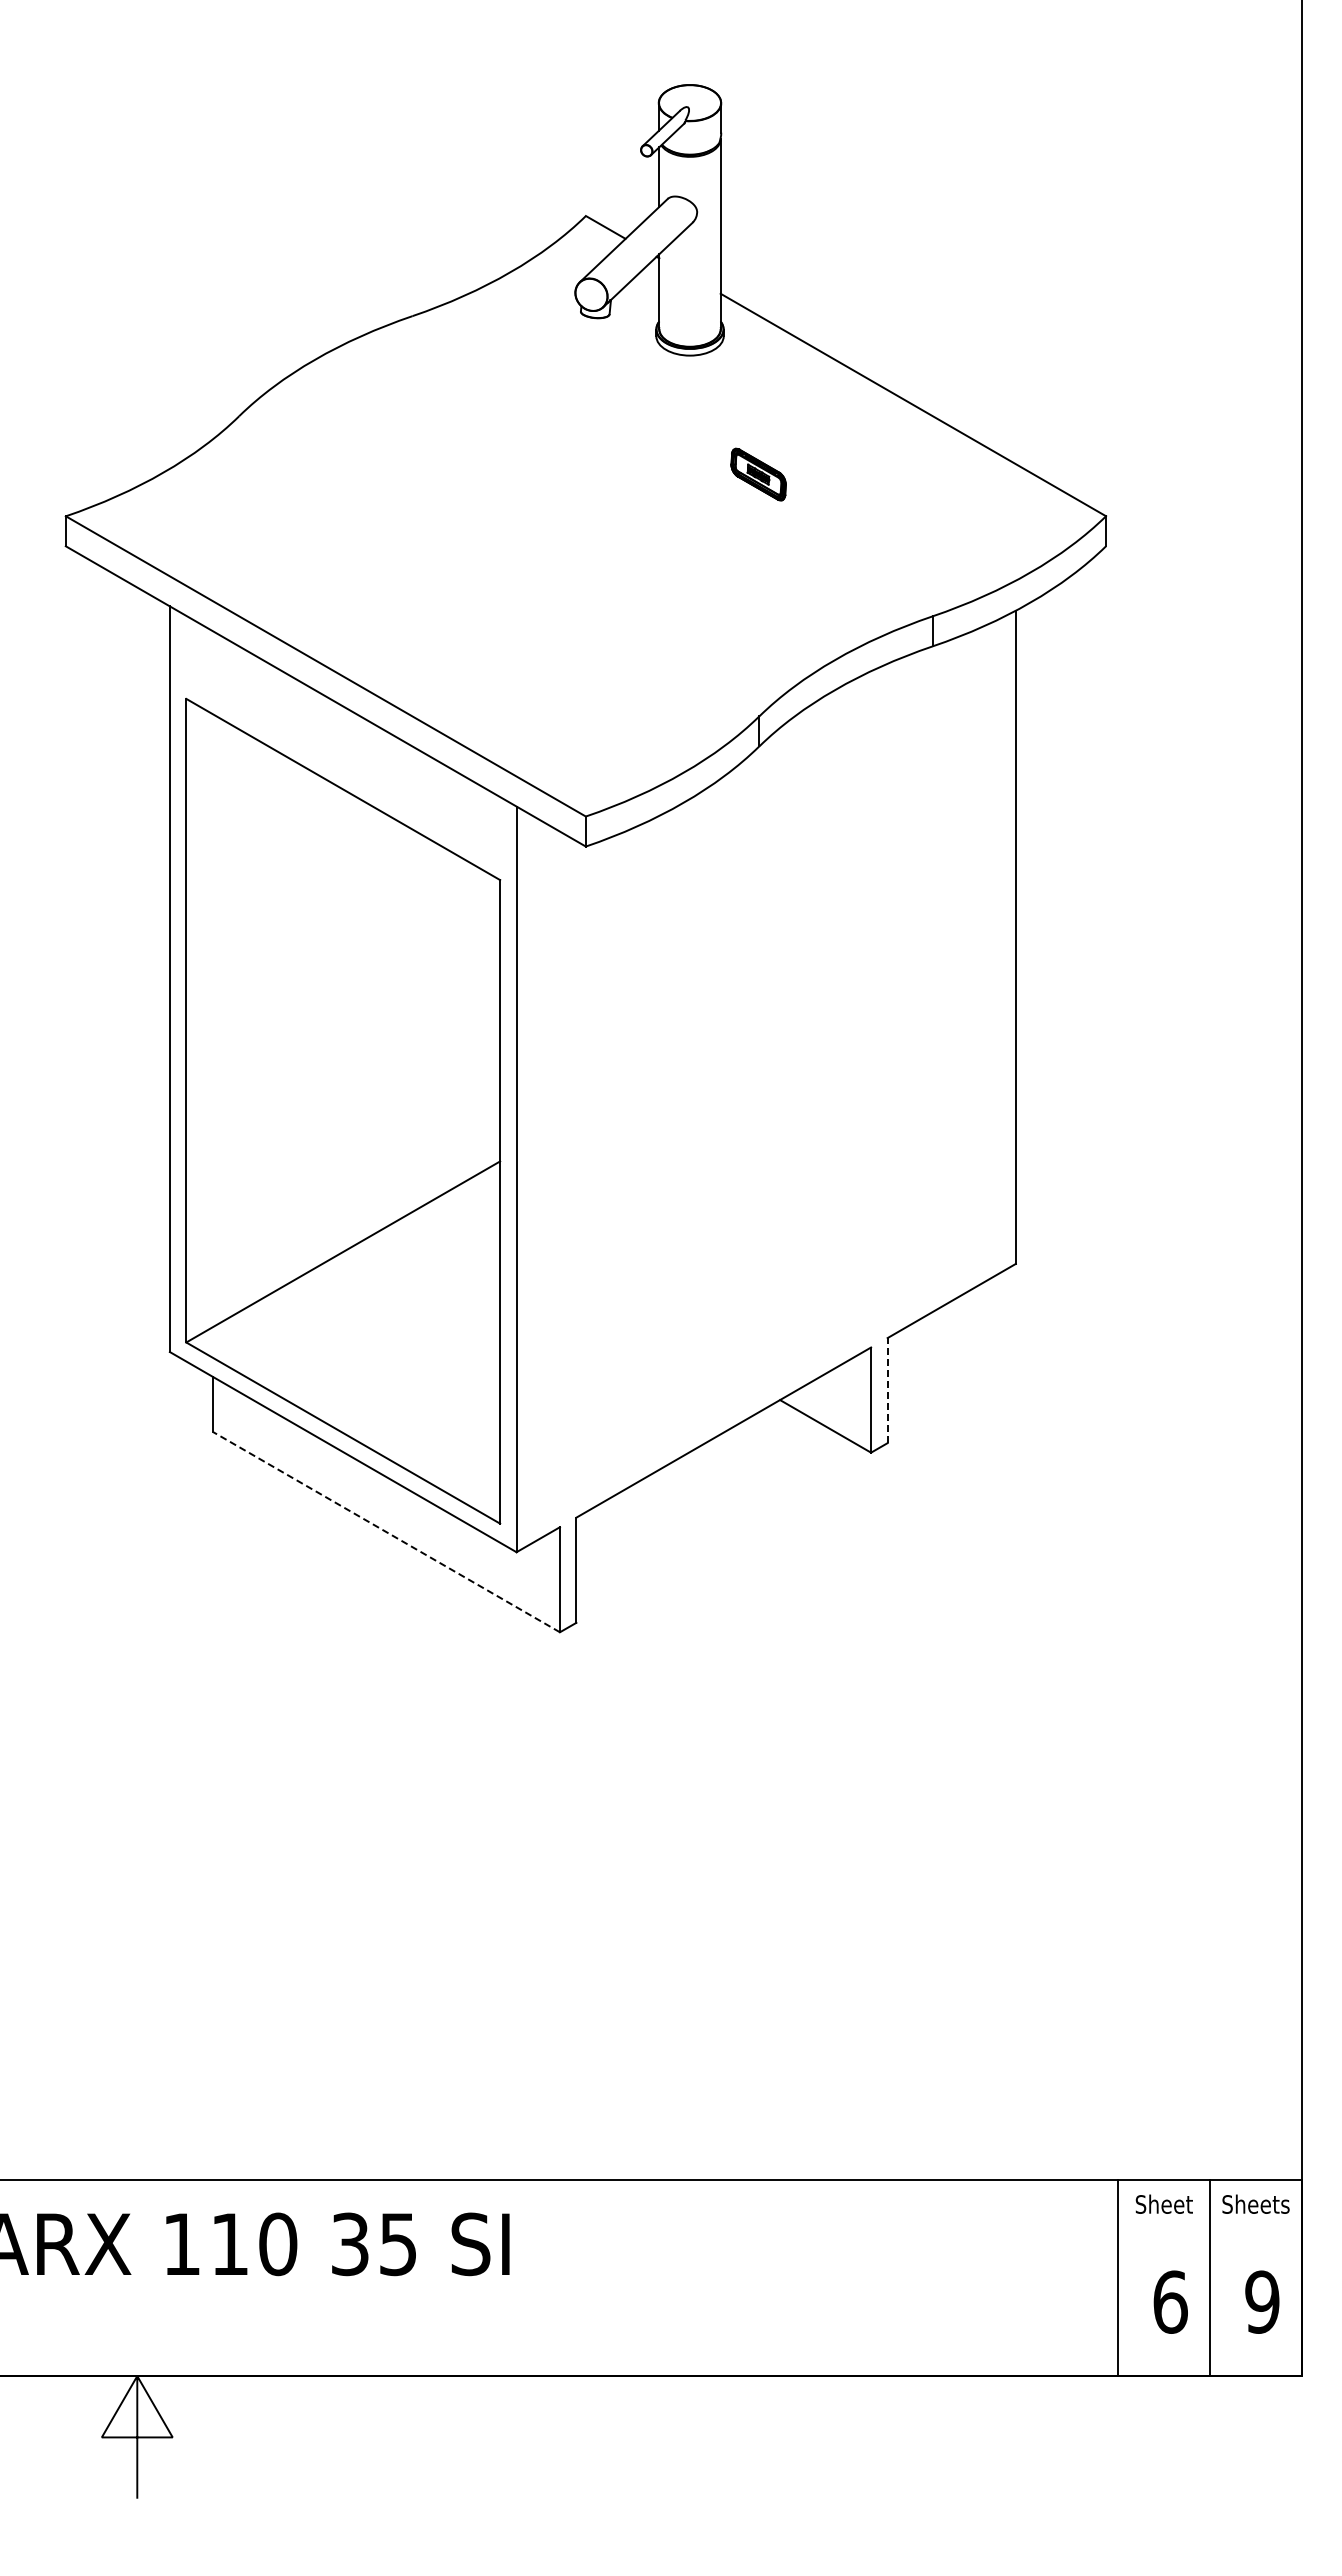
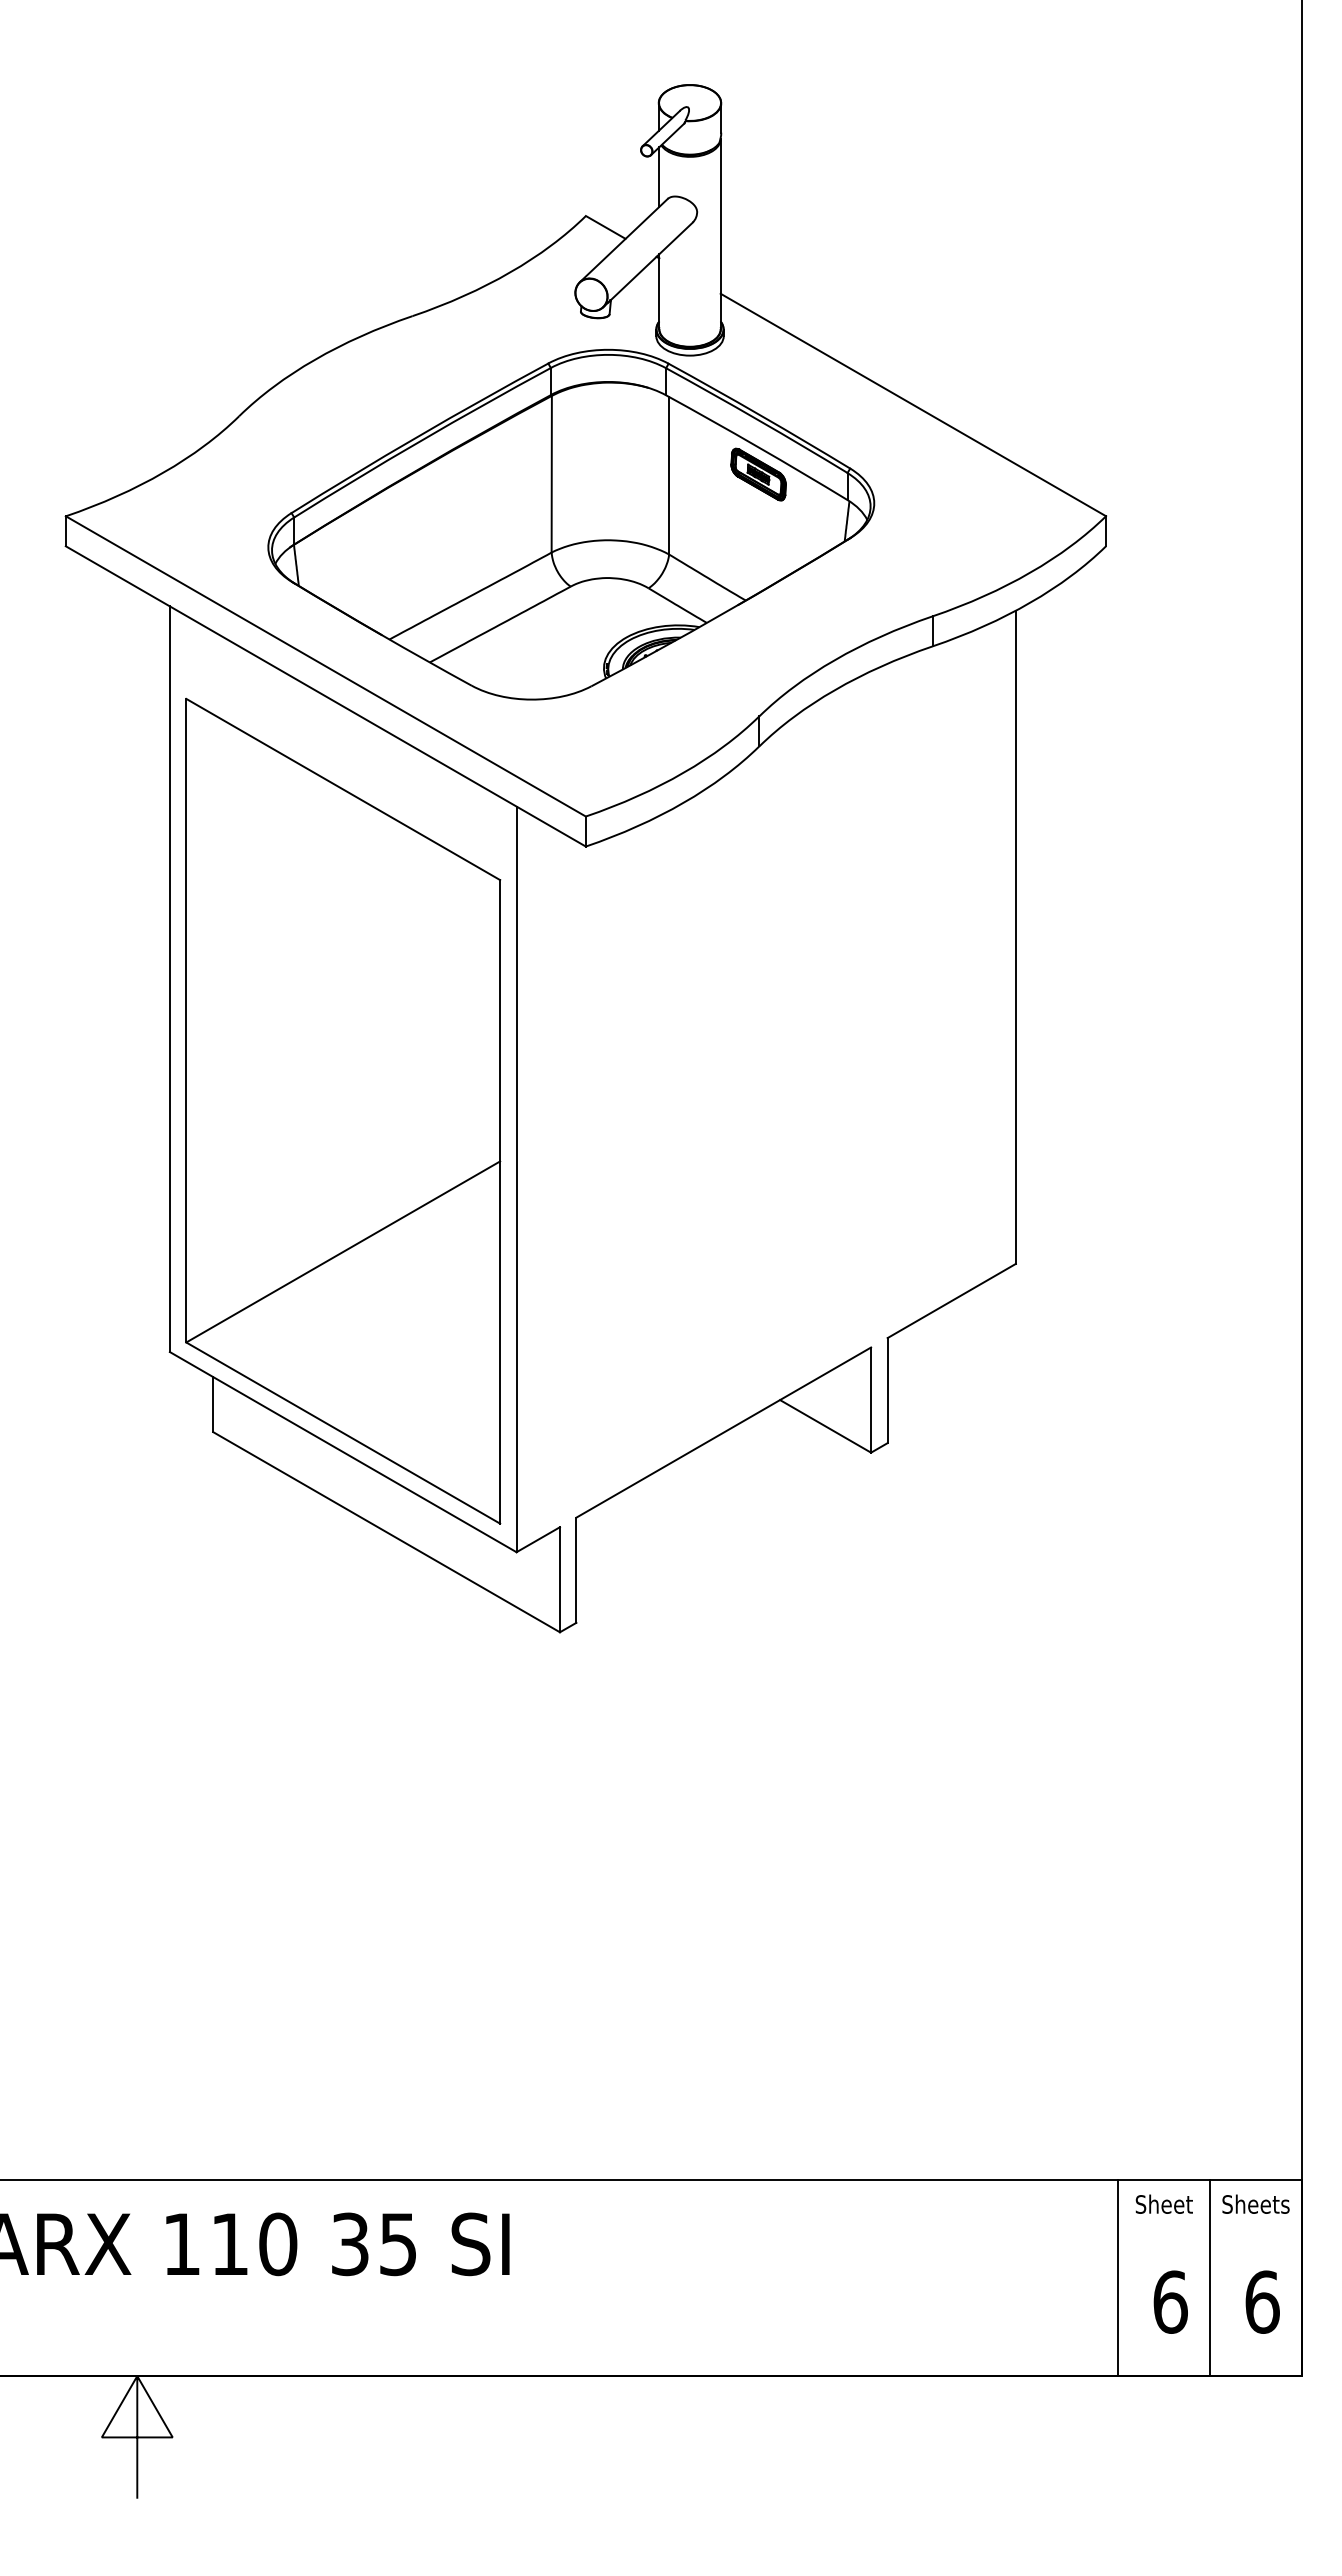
part: none -> present (571, 524)
line: dashed -> solid (887, 1390)
line: dashed -> solid (386, 1531)
text: 9 -> 6 (1262, 2301)
